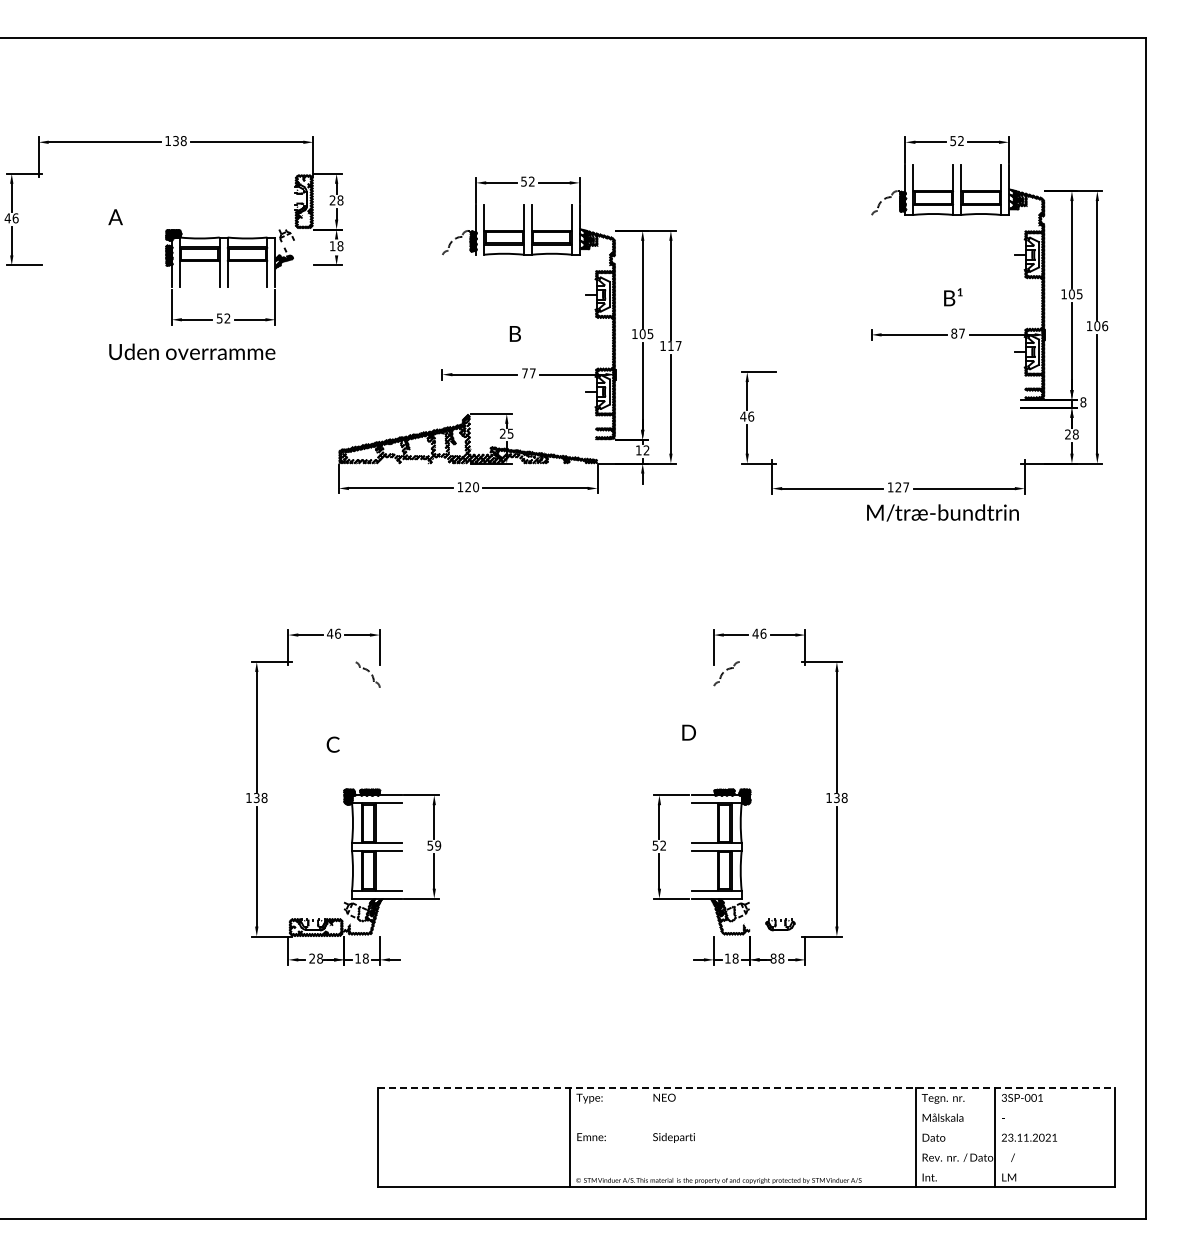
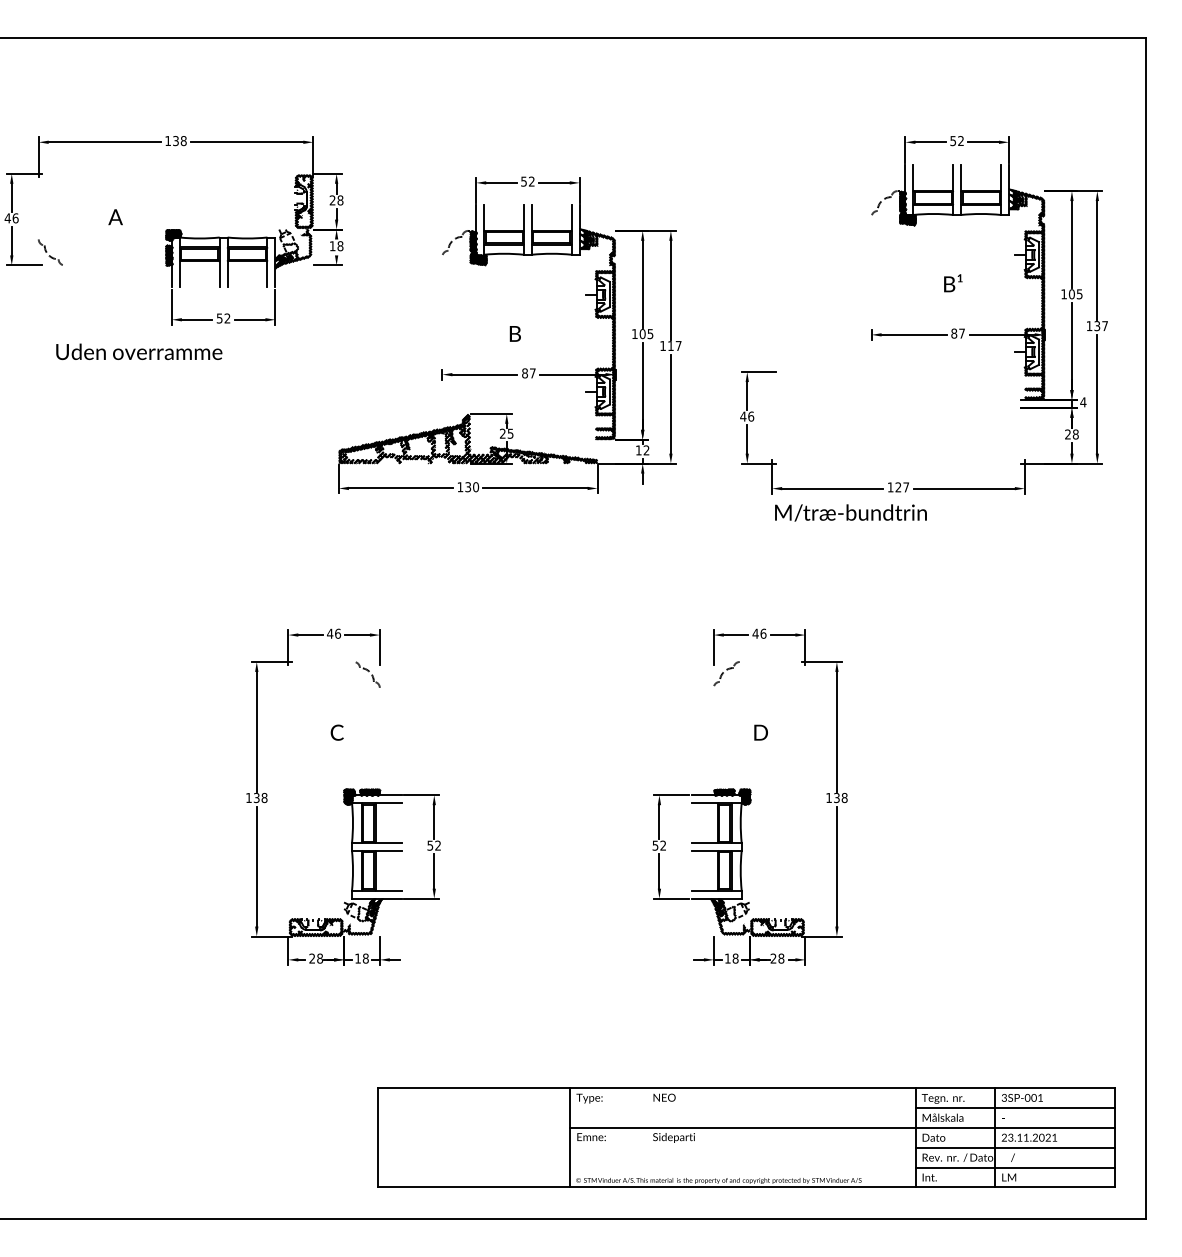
hatch: none -> present (907, 218)
hatch: none -> present (295, 247)
part: none -> present (50, 252)
hatch: none -> present (478, 257)
text position: (953, 297) -> (953, 283) (953, 283)
text: 106 -> 137 (1101, 326)
text position: (192, 351) -> (139, 351) (139, 351)
text: 77 -> 87 (525, 373)
text: 8 -> 4 (1083, 402)
text: 120 -> 130 (468, 487)
text position: (942, 512) -> (850, 512) (850, 512)
text position: (688, 732) -> (760, 732) (760, 732)
text position: (332, 744) -> (336, 732) (336, 732)
text: 59 -> 52 (438, 845)
hatch: none -> present (777, 927)
text: 88 -> 28 (773, 958)
line: dashed -> solid (746, 1088)
line: none -> present (1014, 1107)
line: none -> present (841, 1127)
line: none -> present (1014, 1147)
line: none -> present (1014, 1167)
